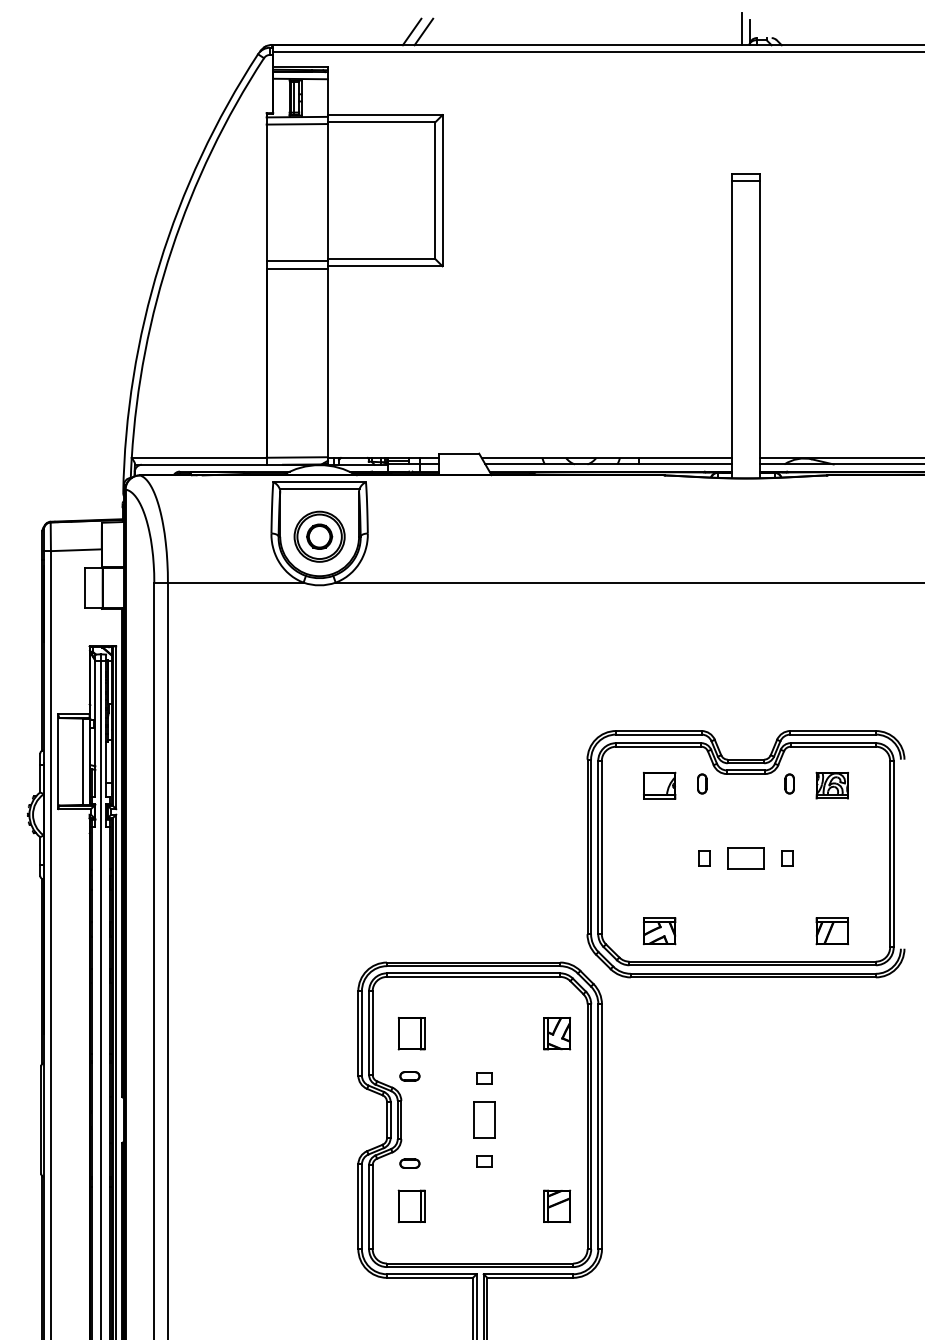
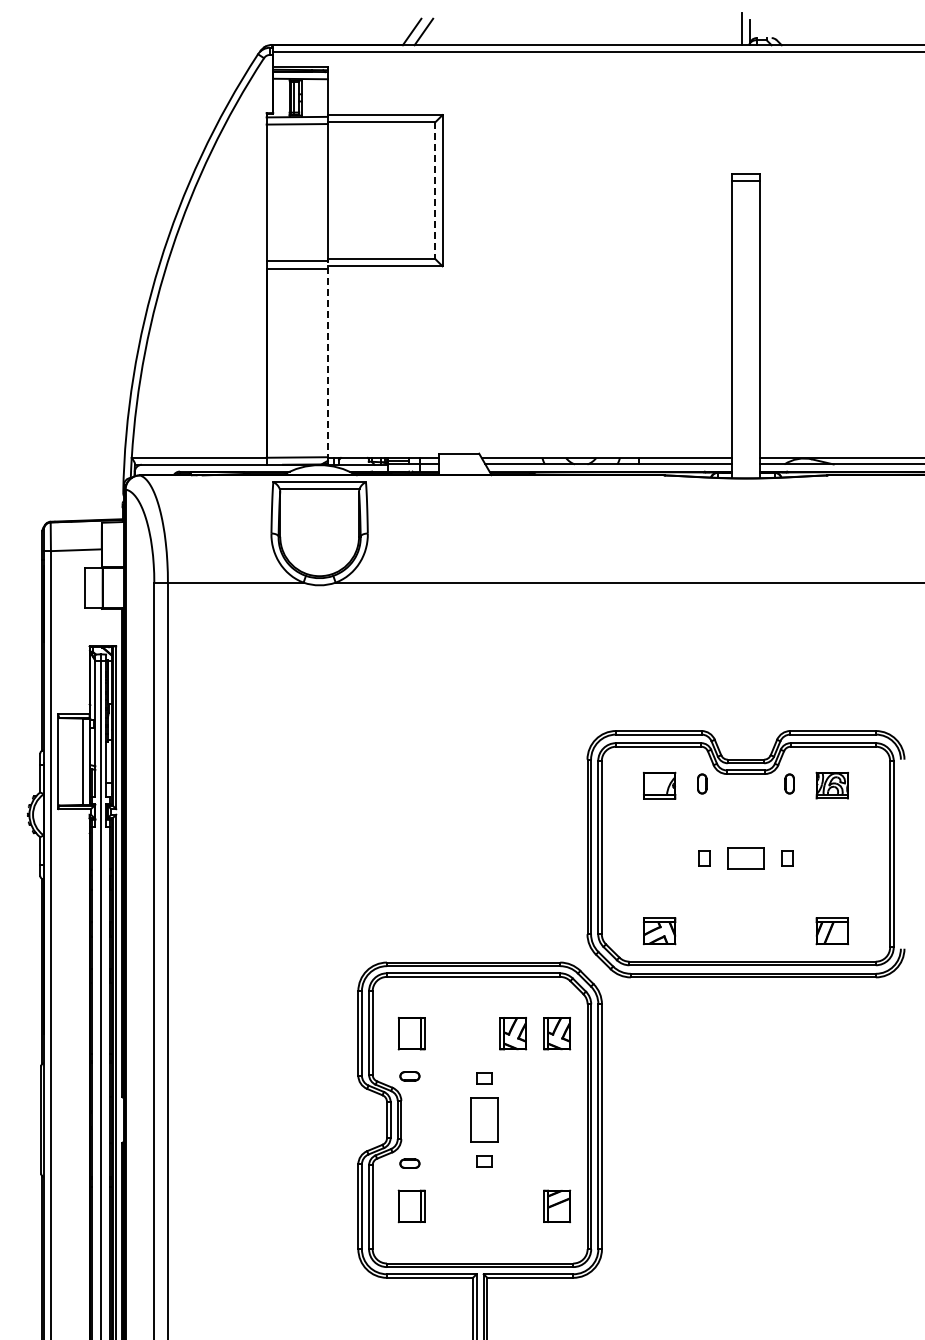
line: solid -> dashed (435, 191)
line: solid -> dashed (327, 359)
part: present -> none (319, 536)
part: none -> present (513, 1033)
part size: 23x38 px -> 29x46 px (484, 1119)
